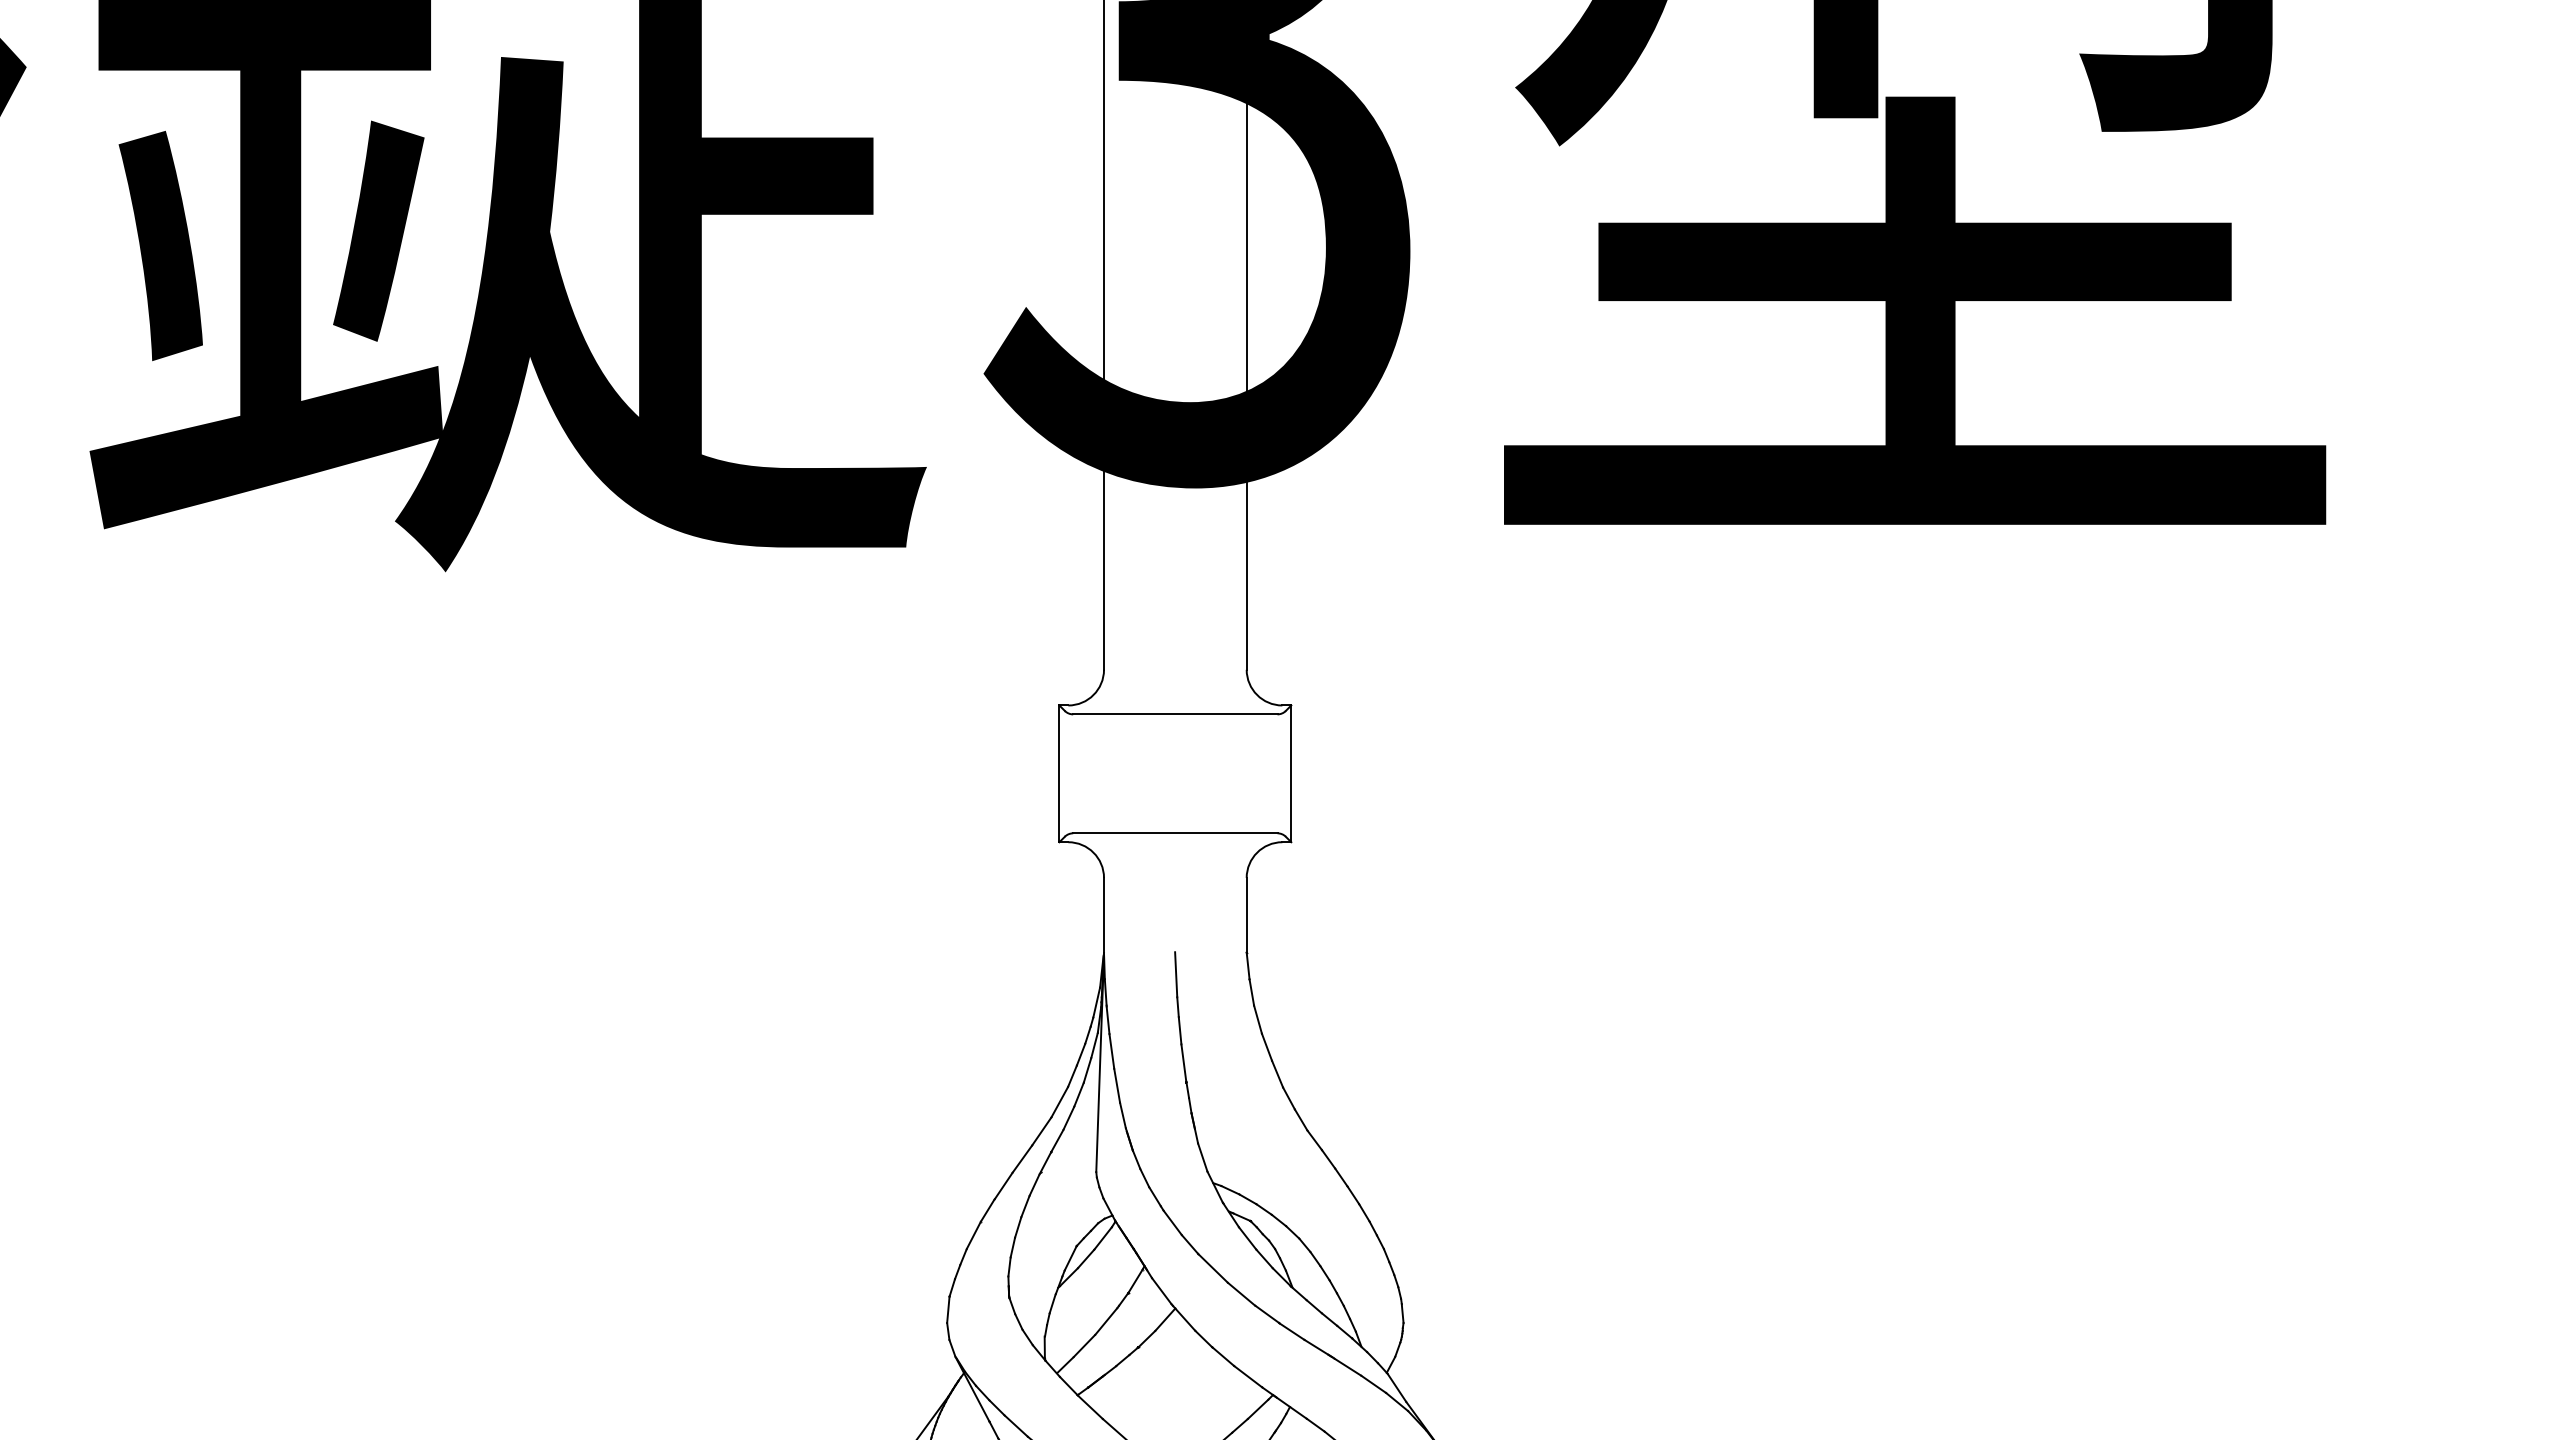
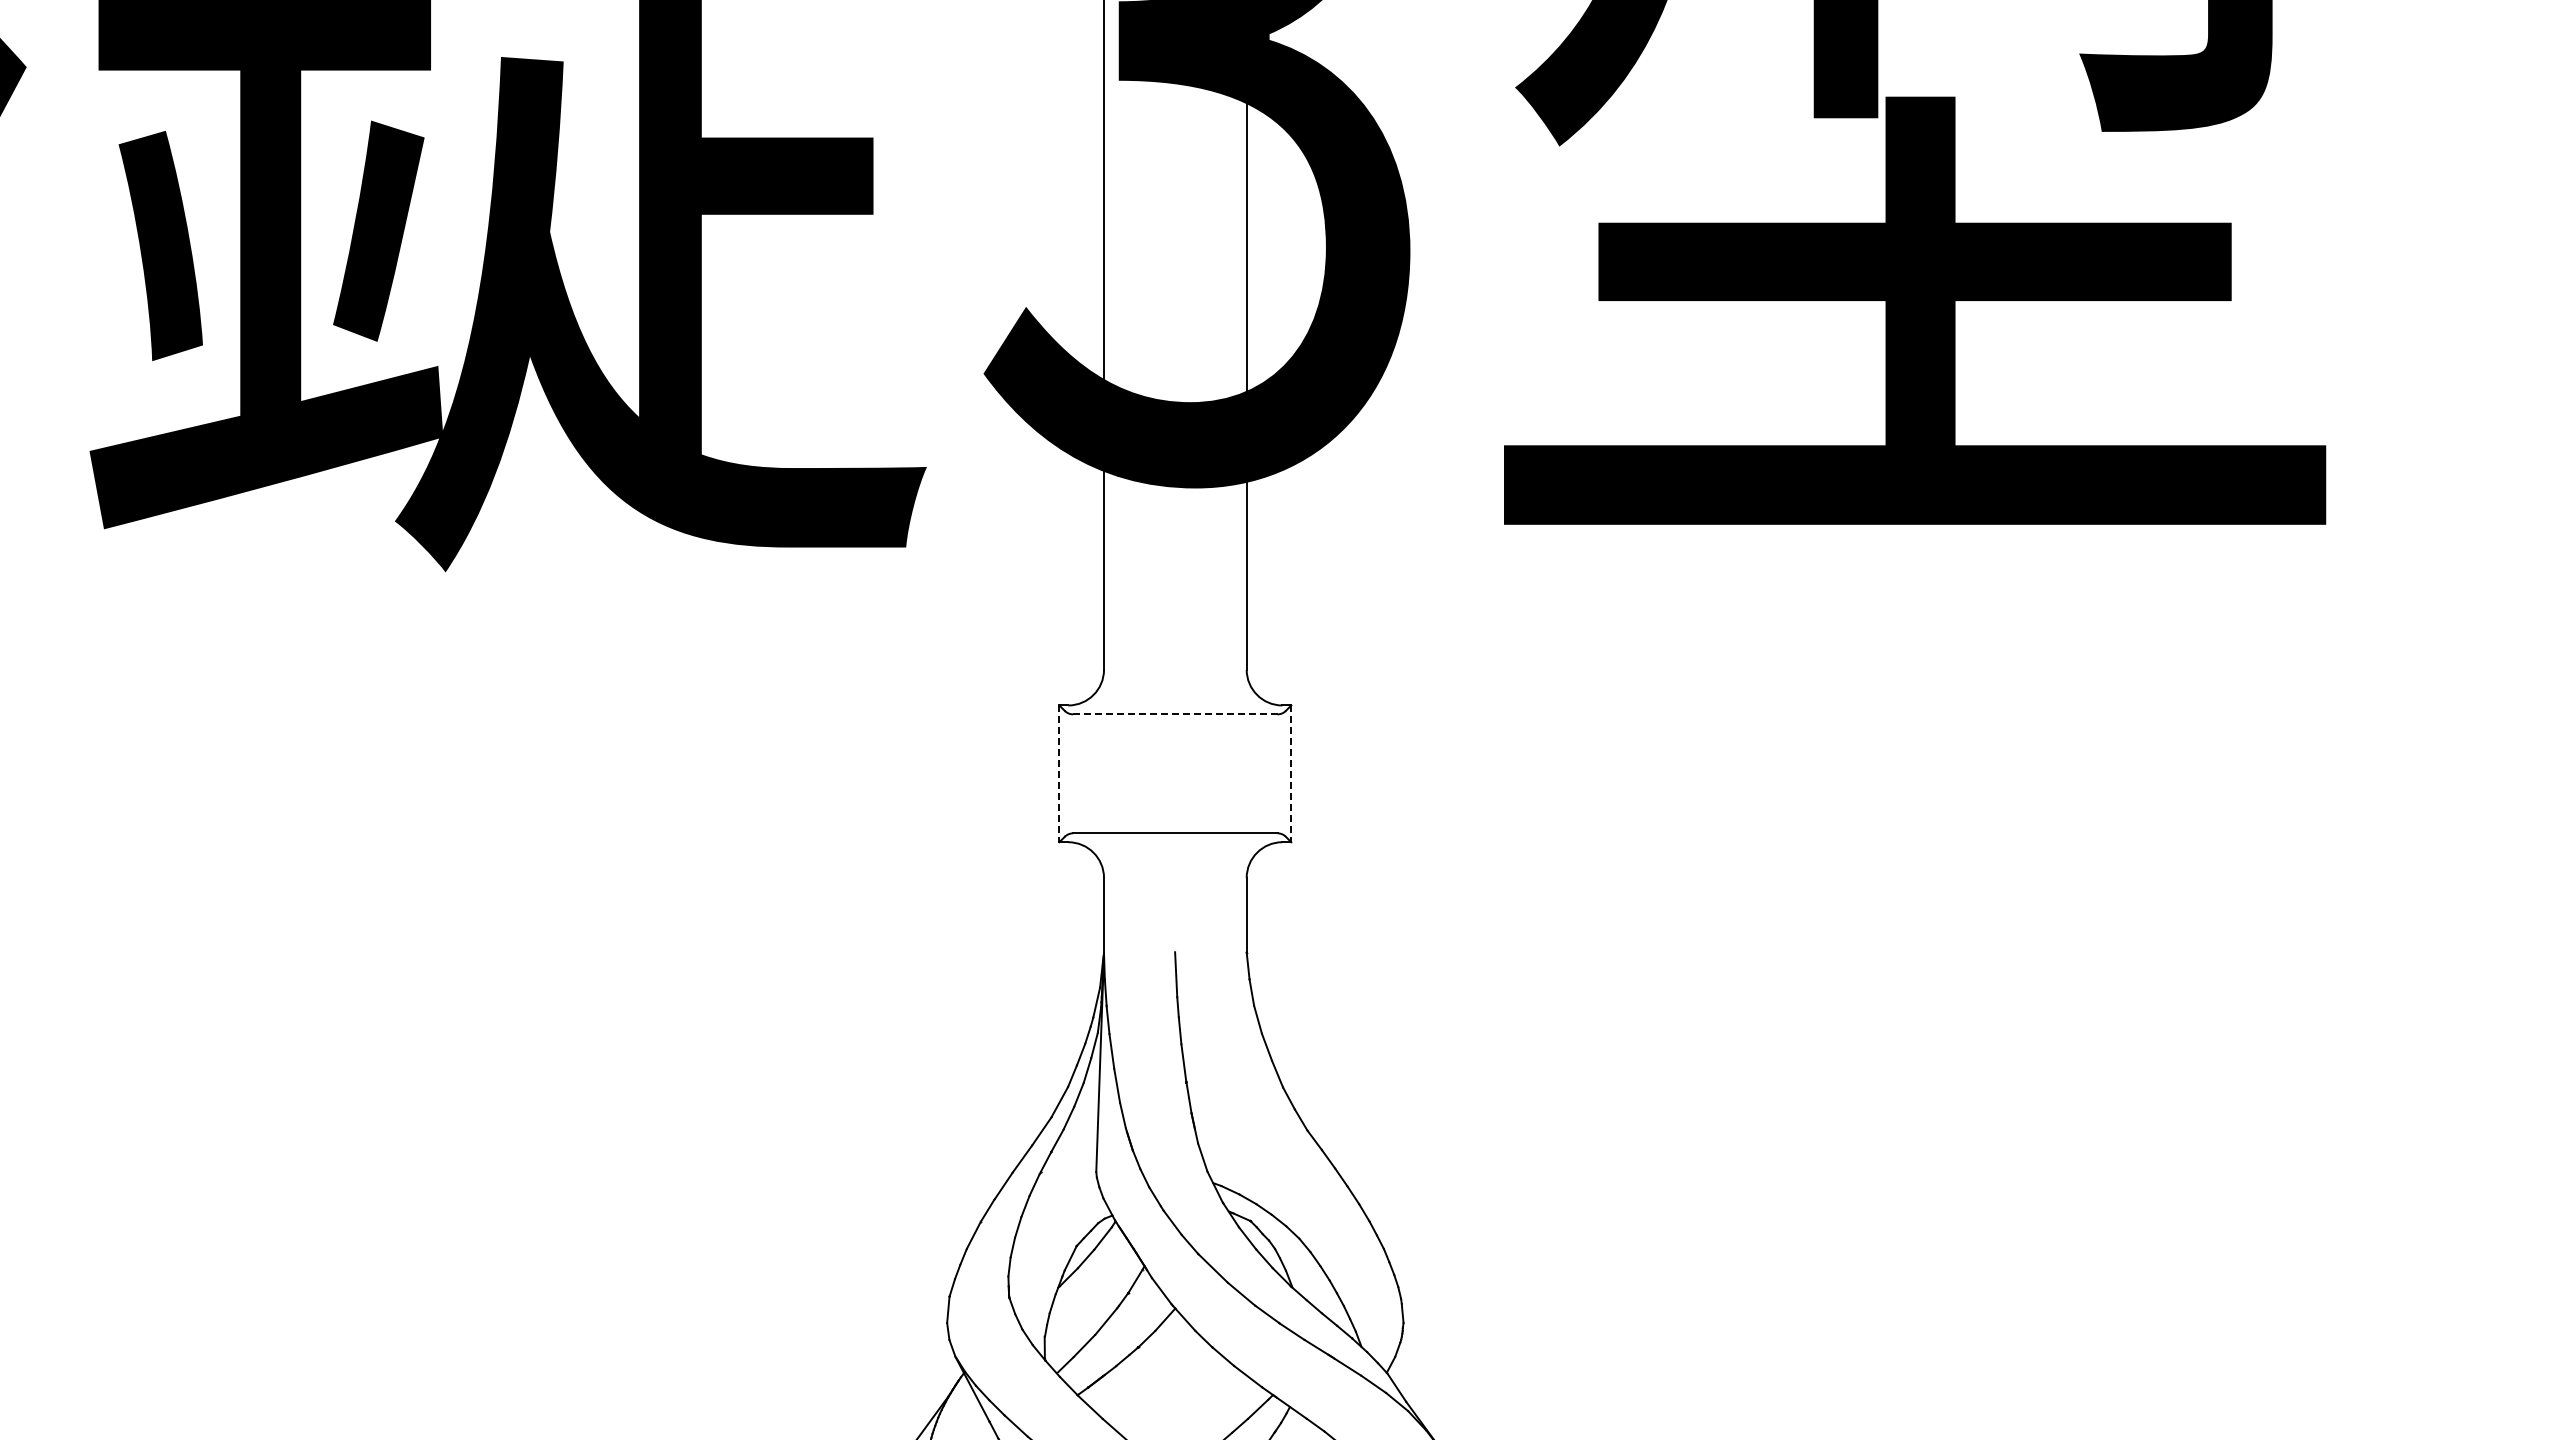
line: solid -> dashed (1174, 714)
line: solid -> dashed (1059, 774)
line: solid -> dashed (1291, 774)
